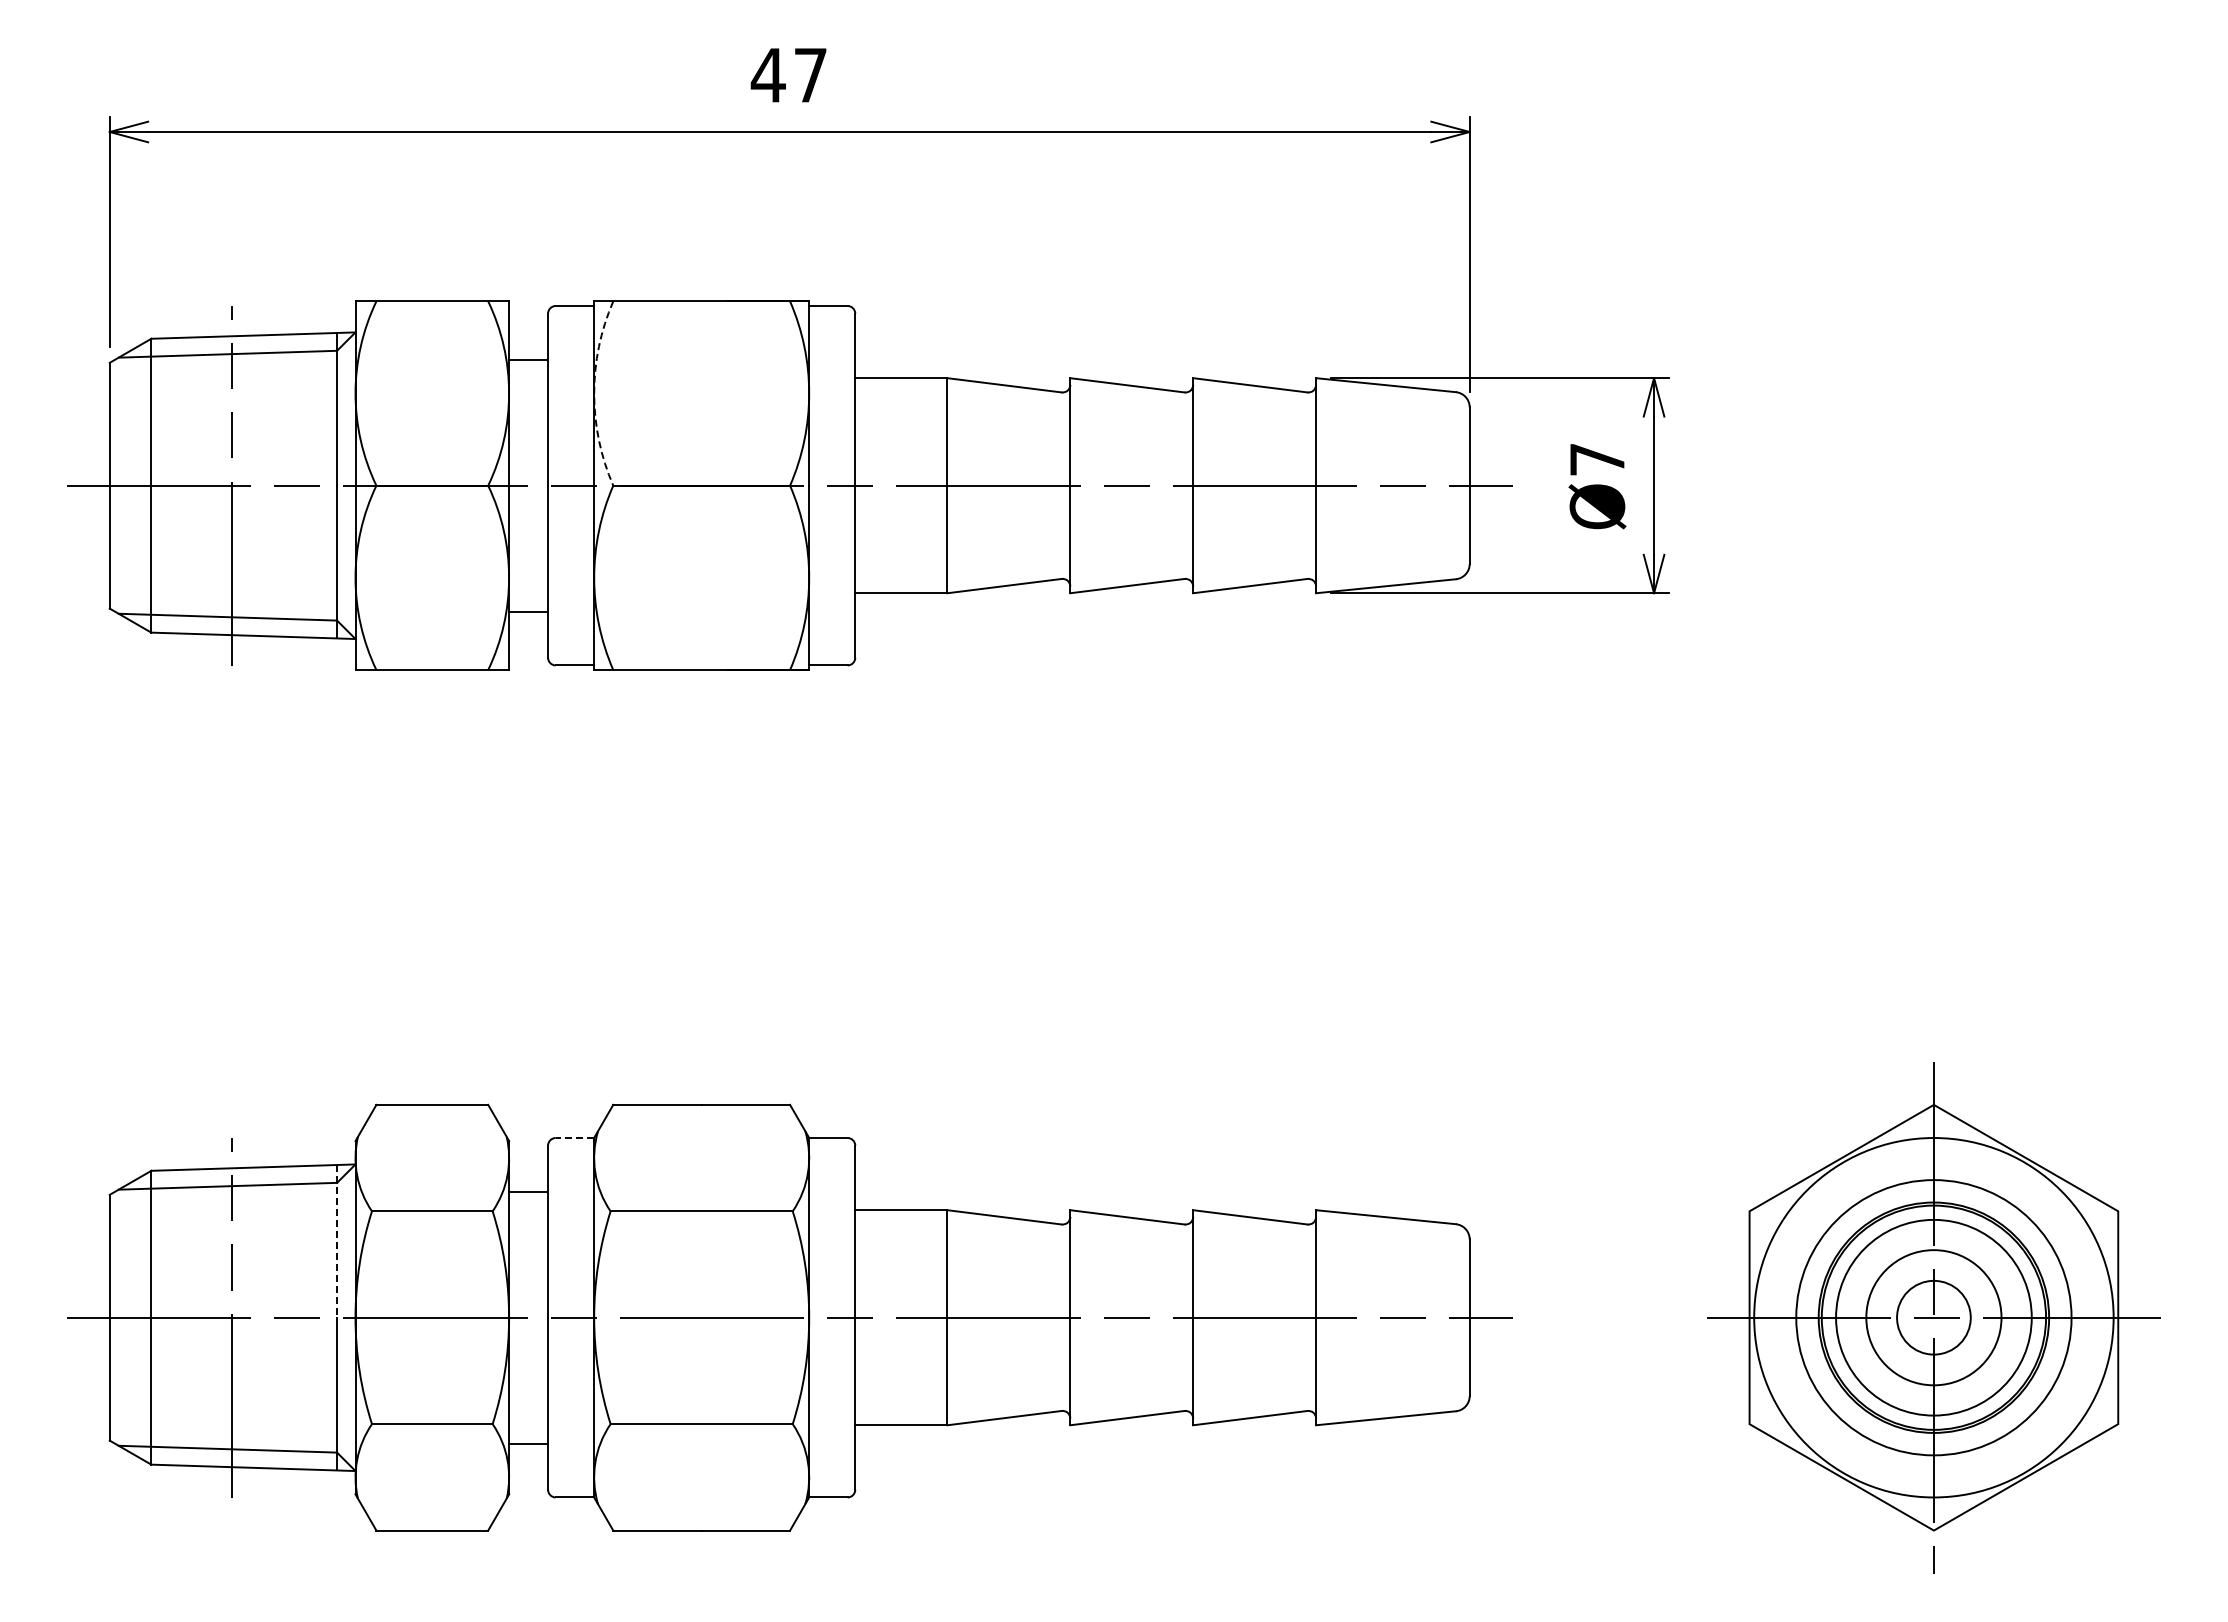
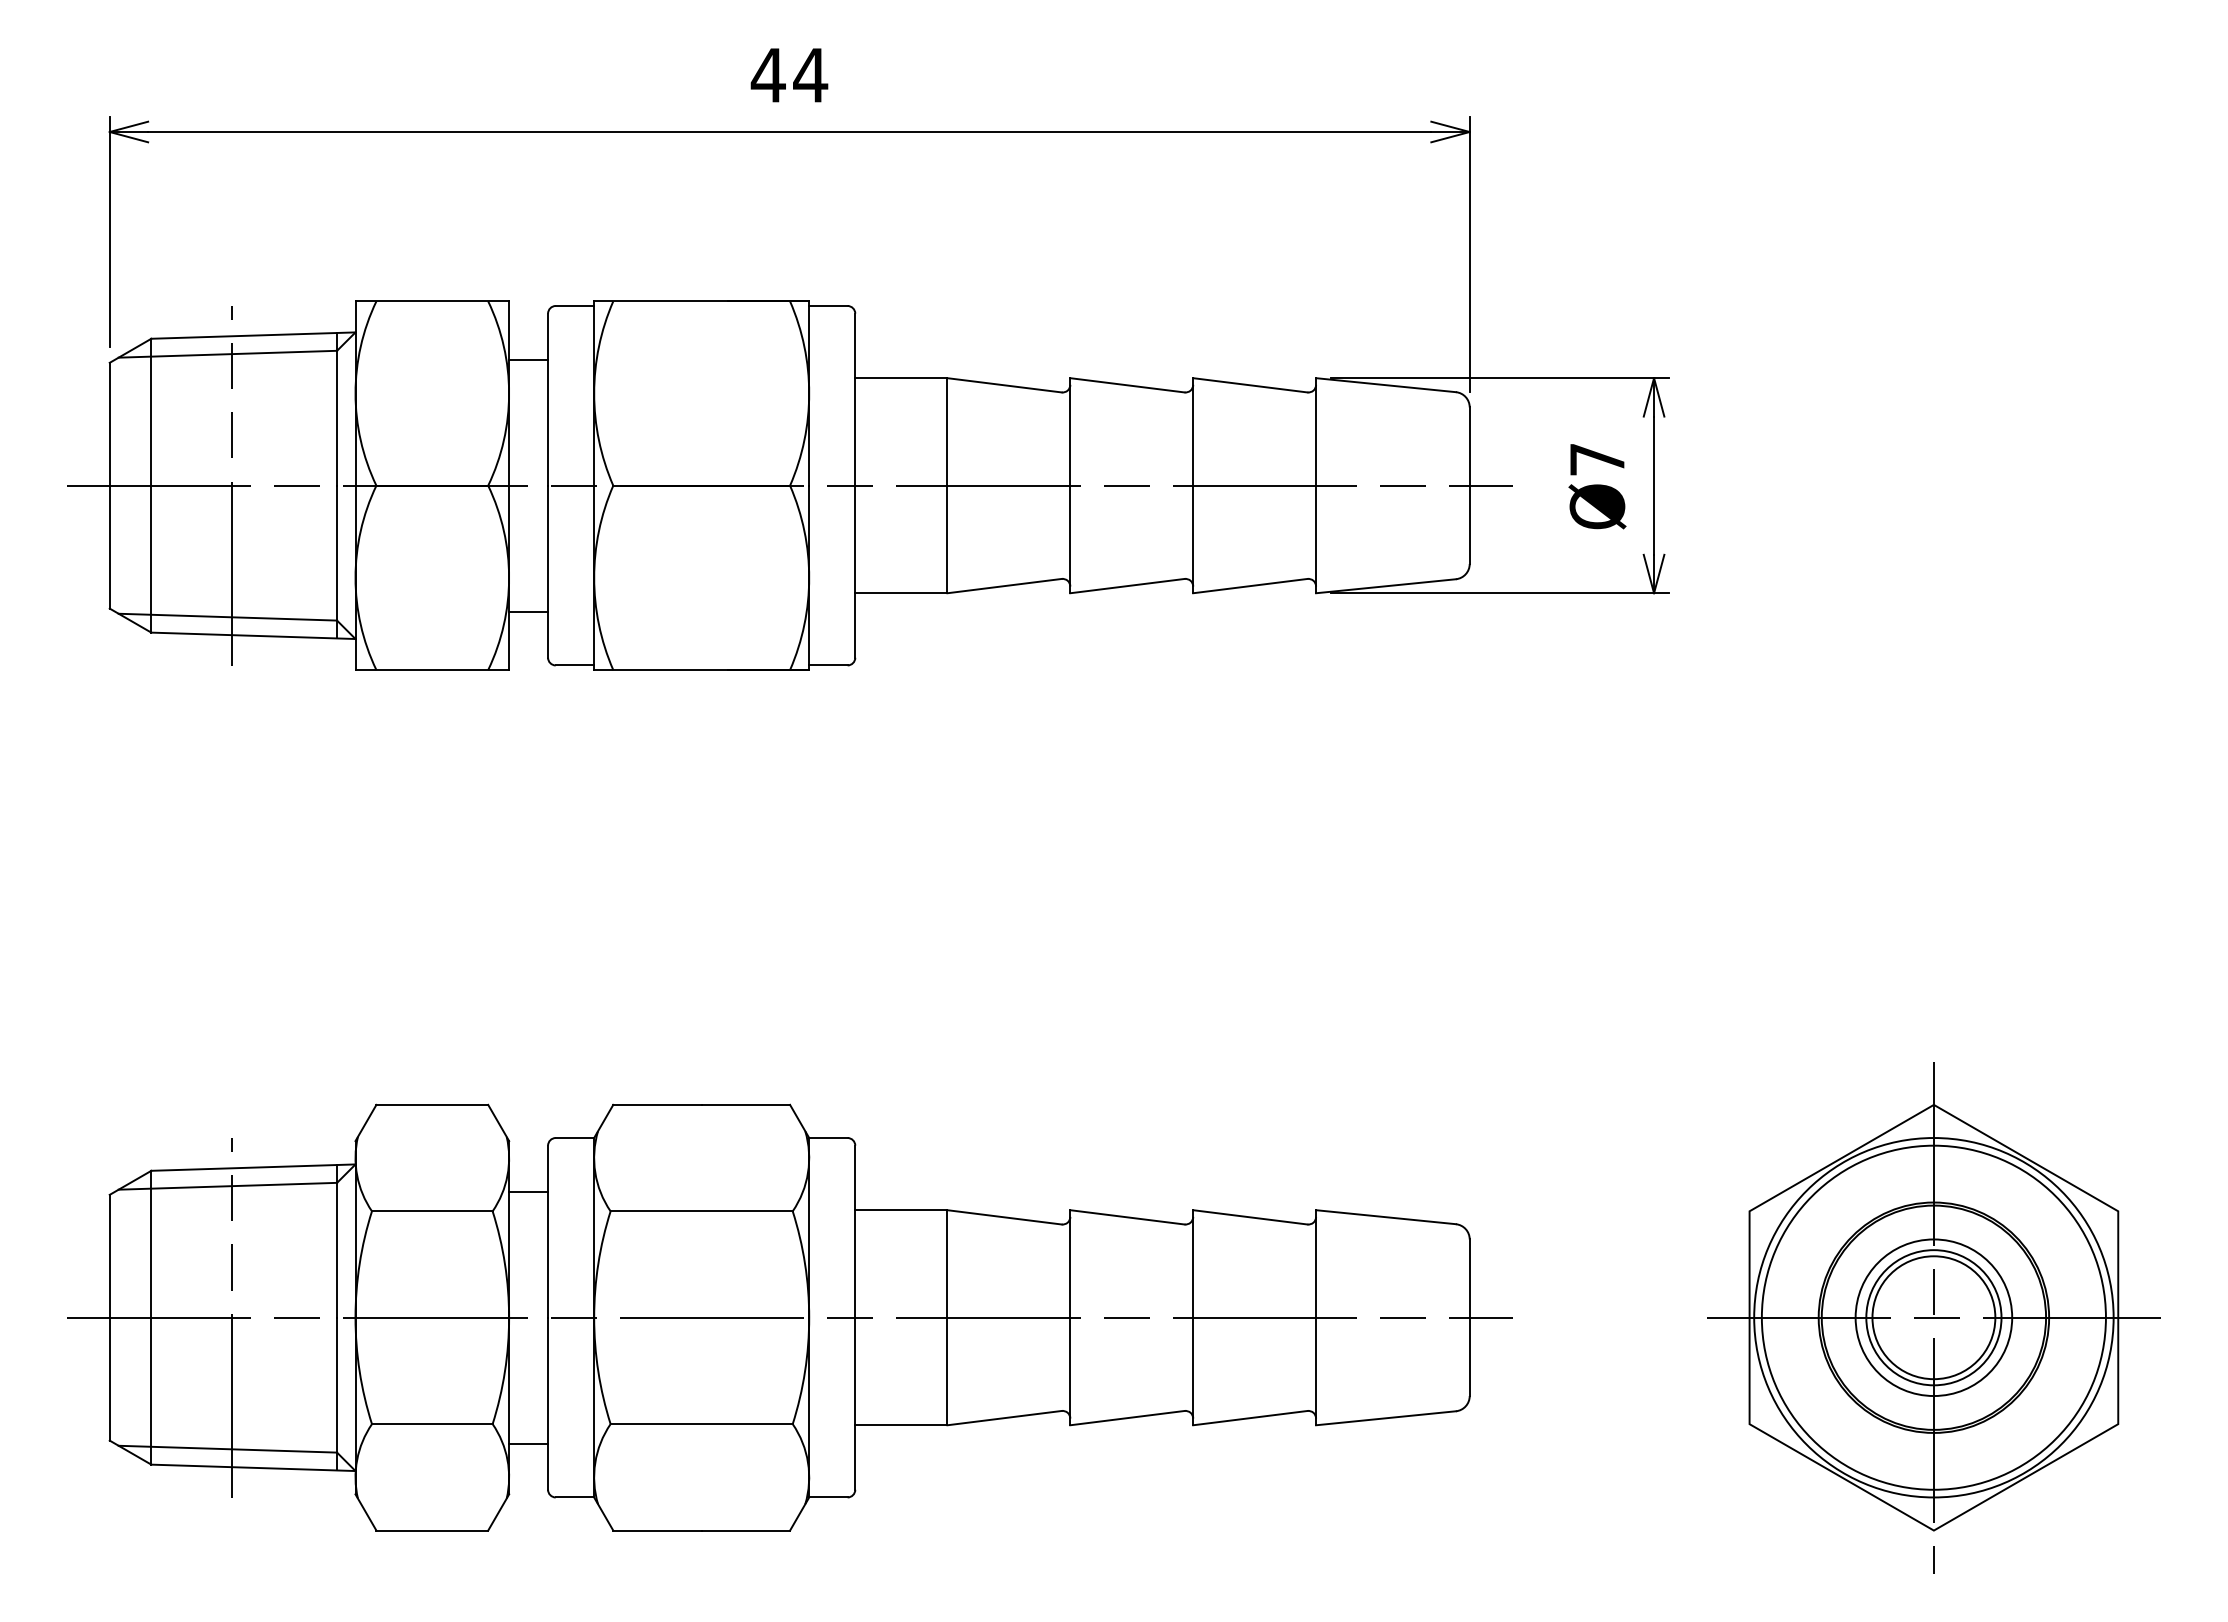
text: 47 -> 44 (810, 75)
arc: dashed -> solid (594, 393)
line: dashed -> solid (574, 1138)
line: dashed -> solid (337, 1241)
circle diameter: 196 px -> 157 px (1933, 1317)
circle diameter: 275 px -> 344 px (1933, 1317)
circle diameter: 74 px -> 123 px (1933, 1317)
